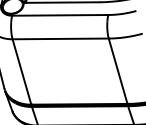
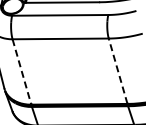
line: solid -> dashed (21, 71)
line: solid -> dashed (118, 71)
